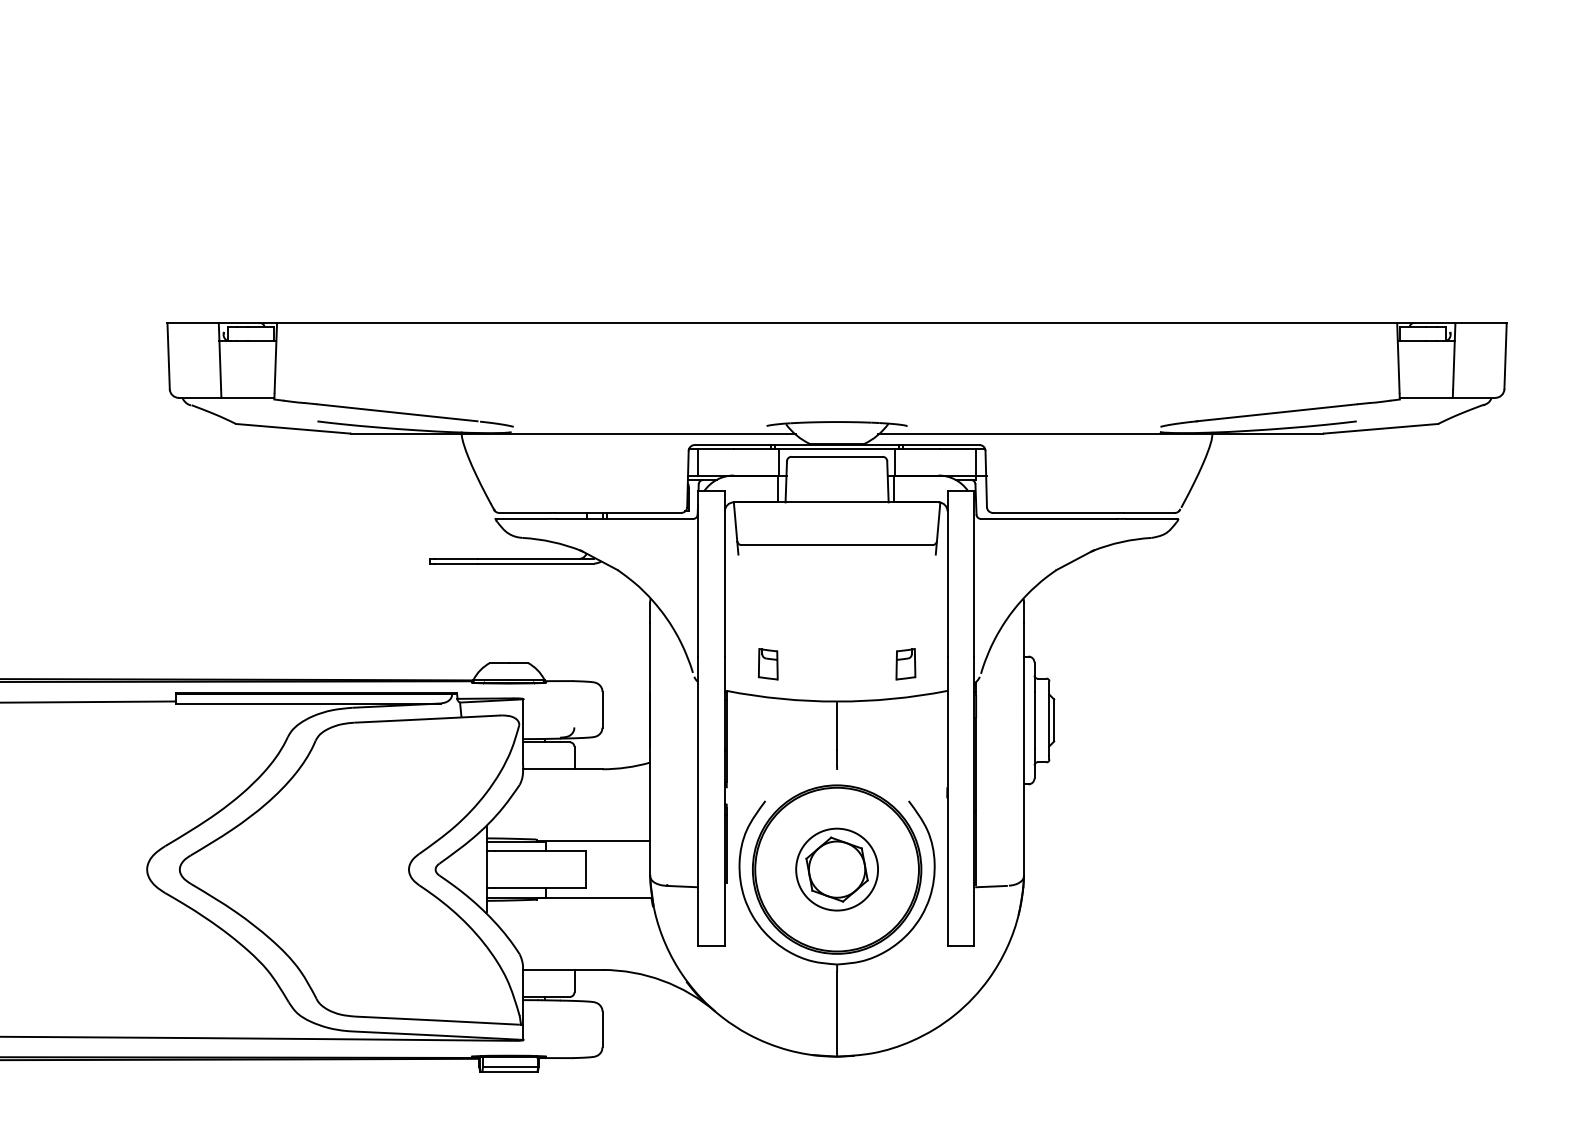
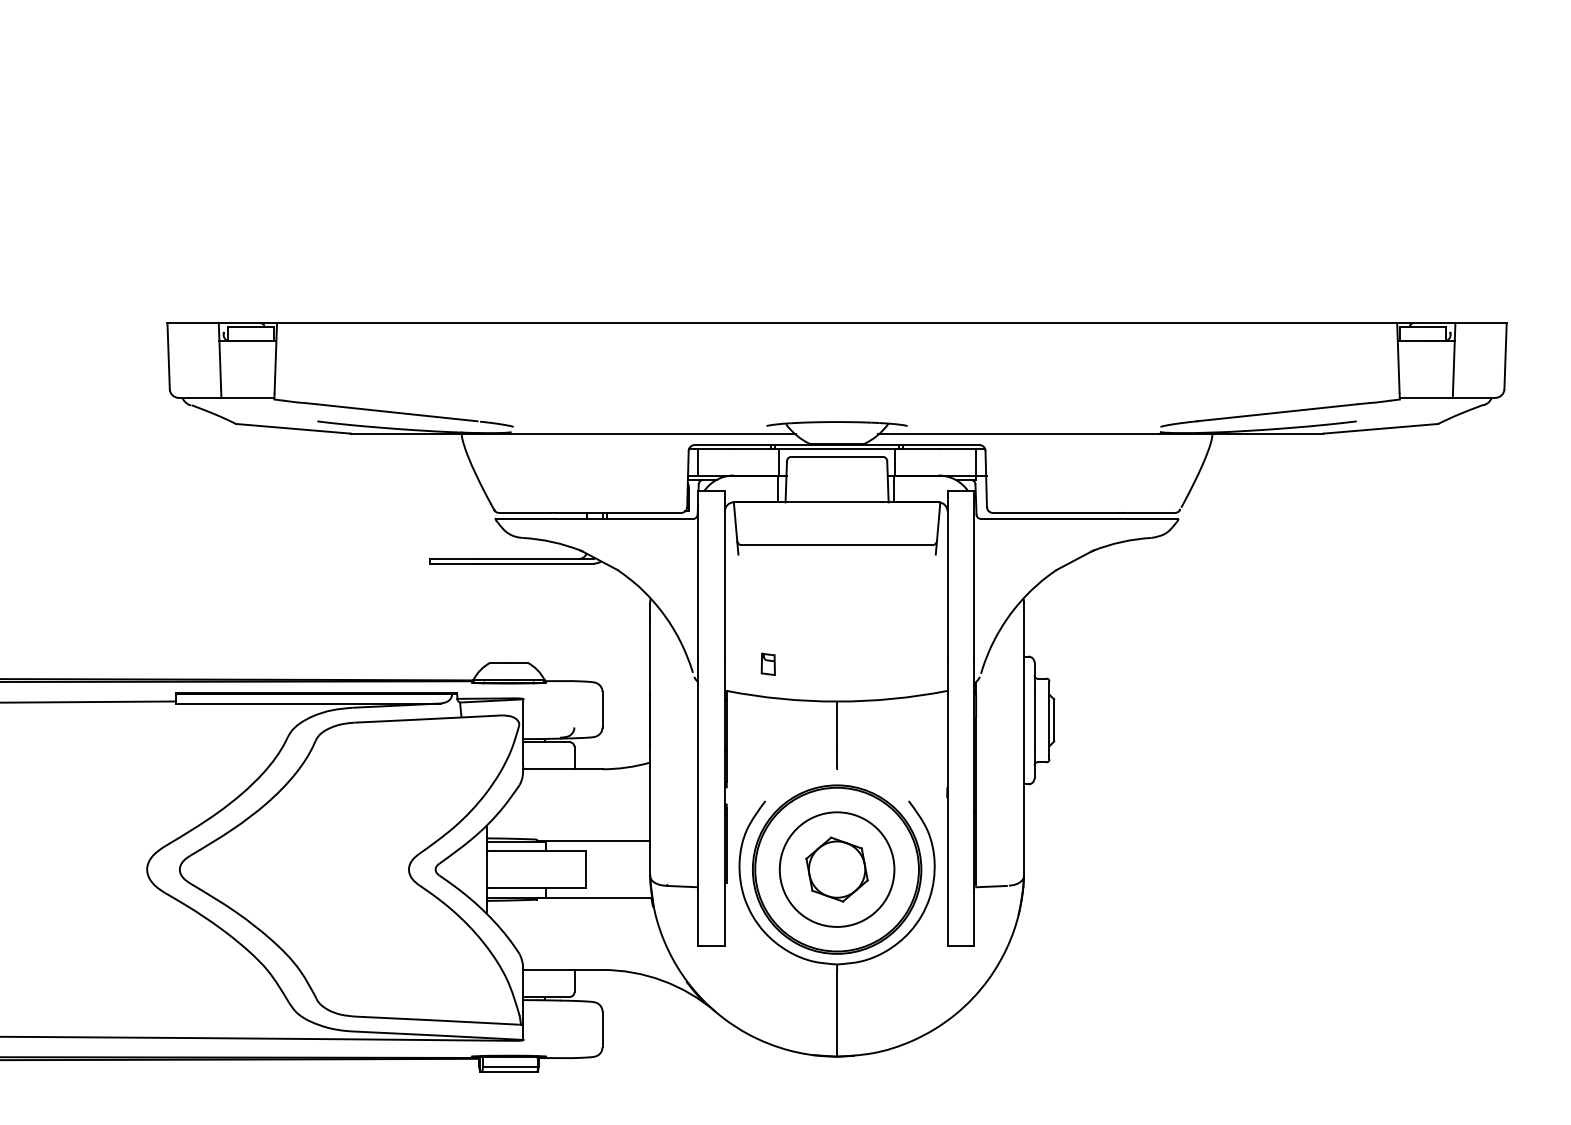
part size: 21x33 px -> 16x24 px (767, 663)
part: present -> none (905, 664)
circle diameter: 82 px -> 115 px (836, 869)
